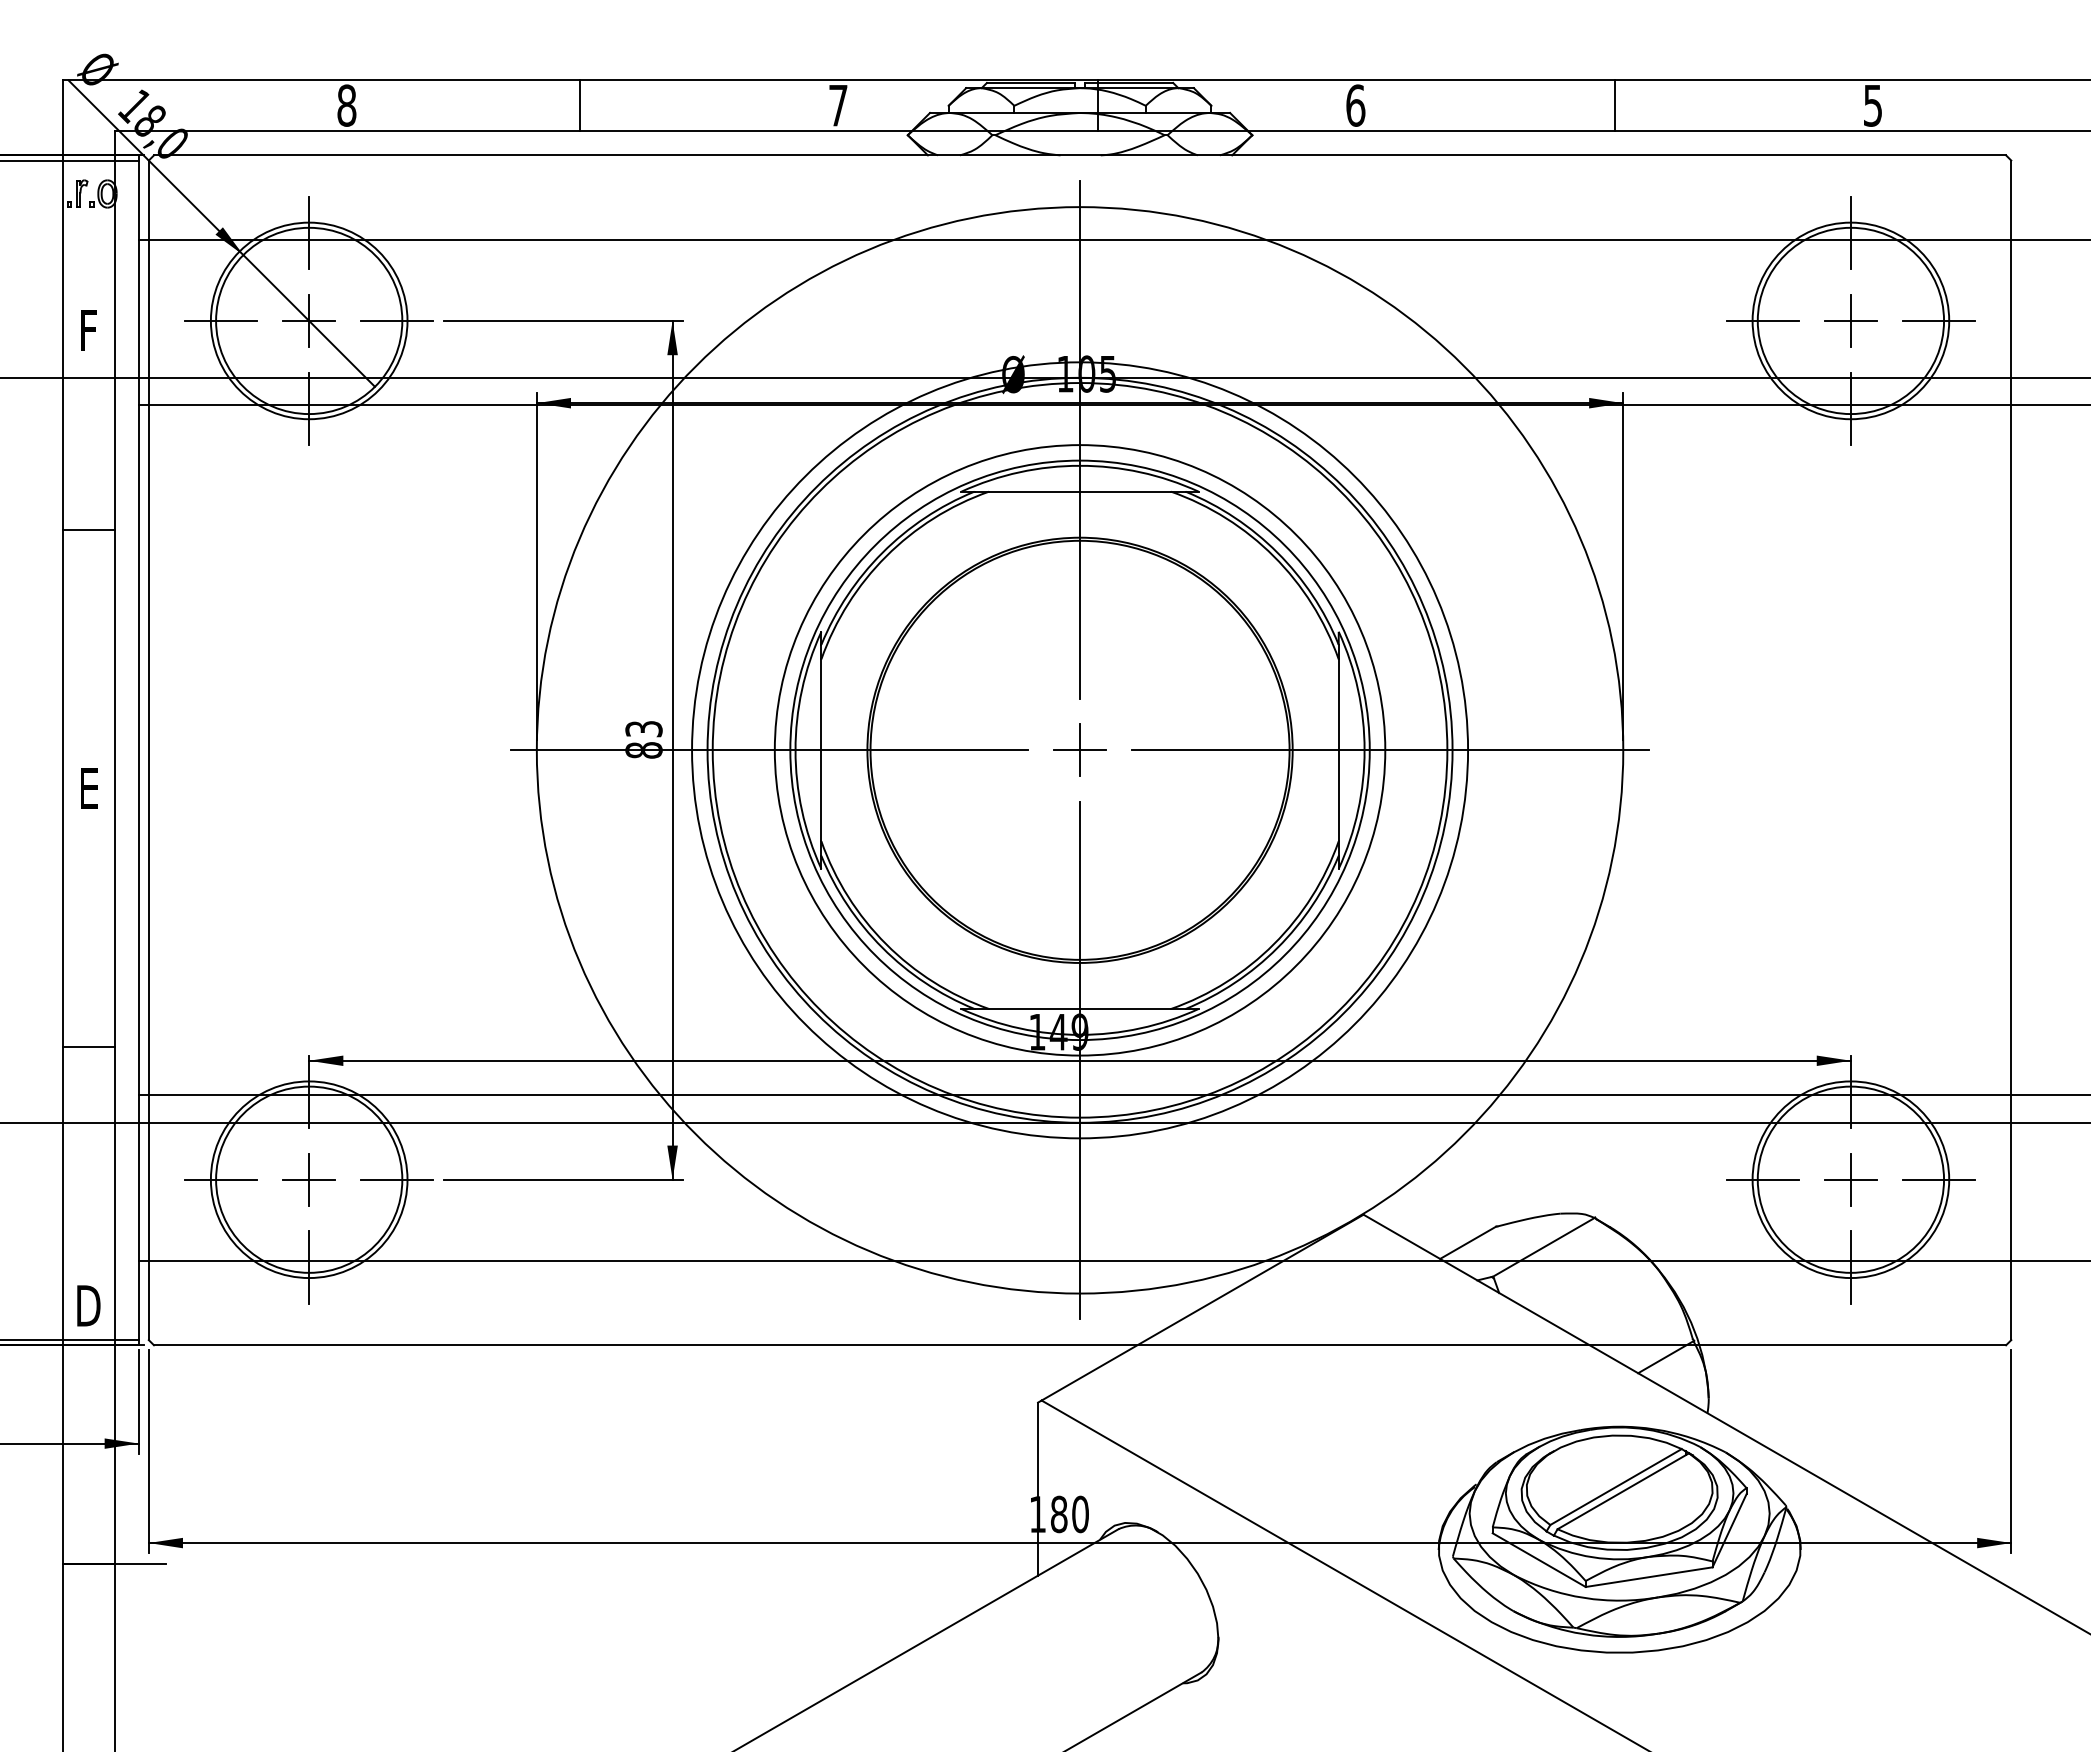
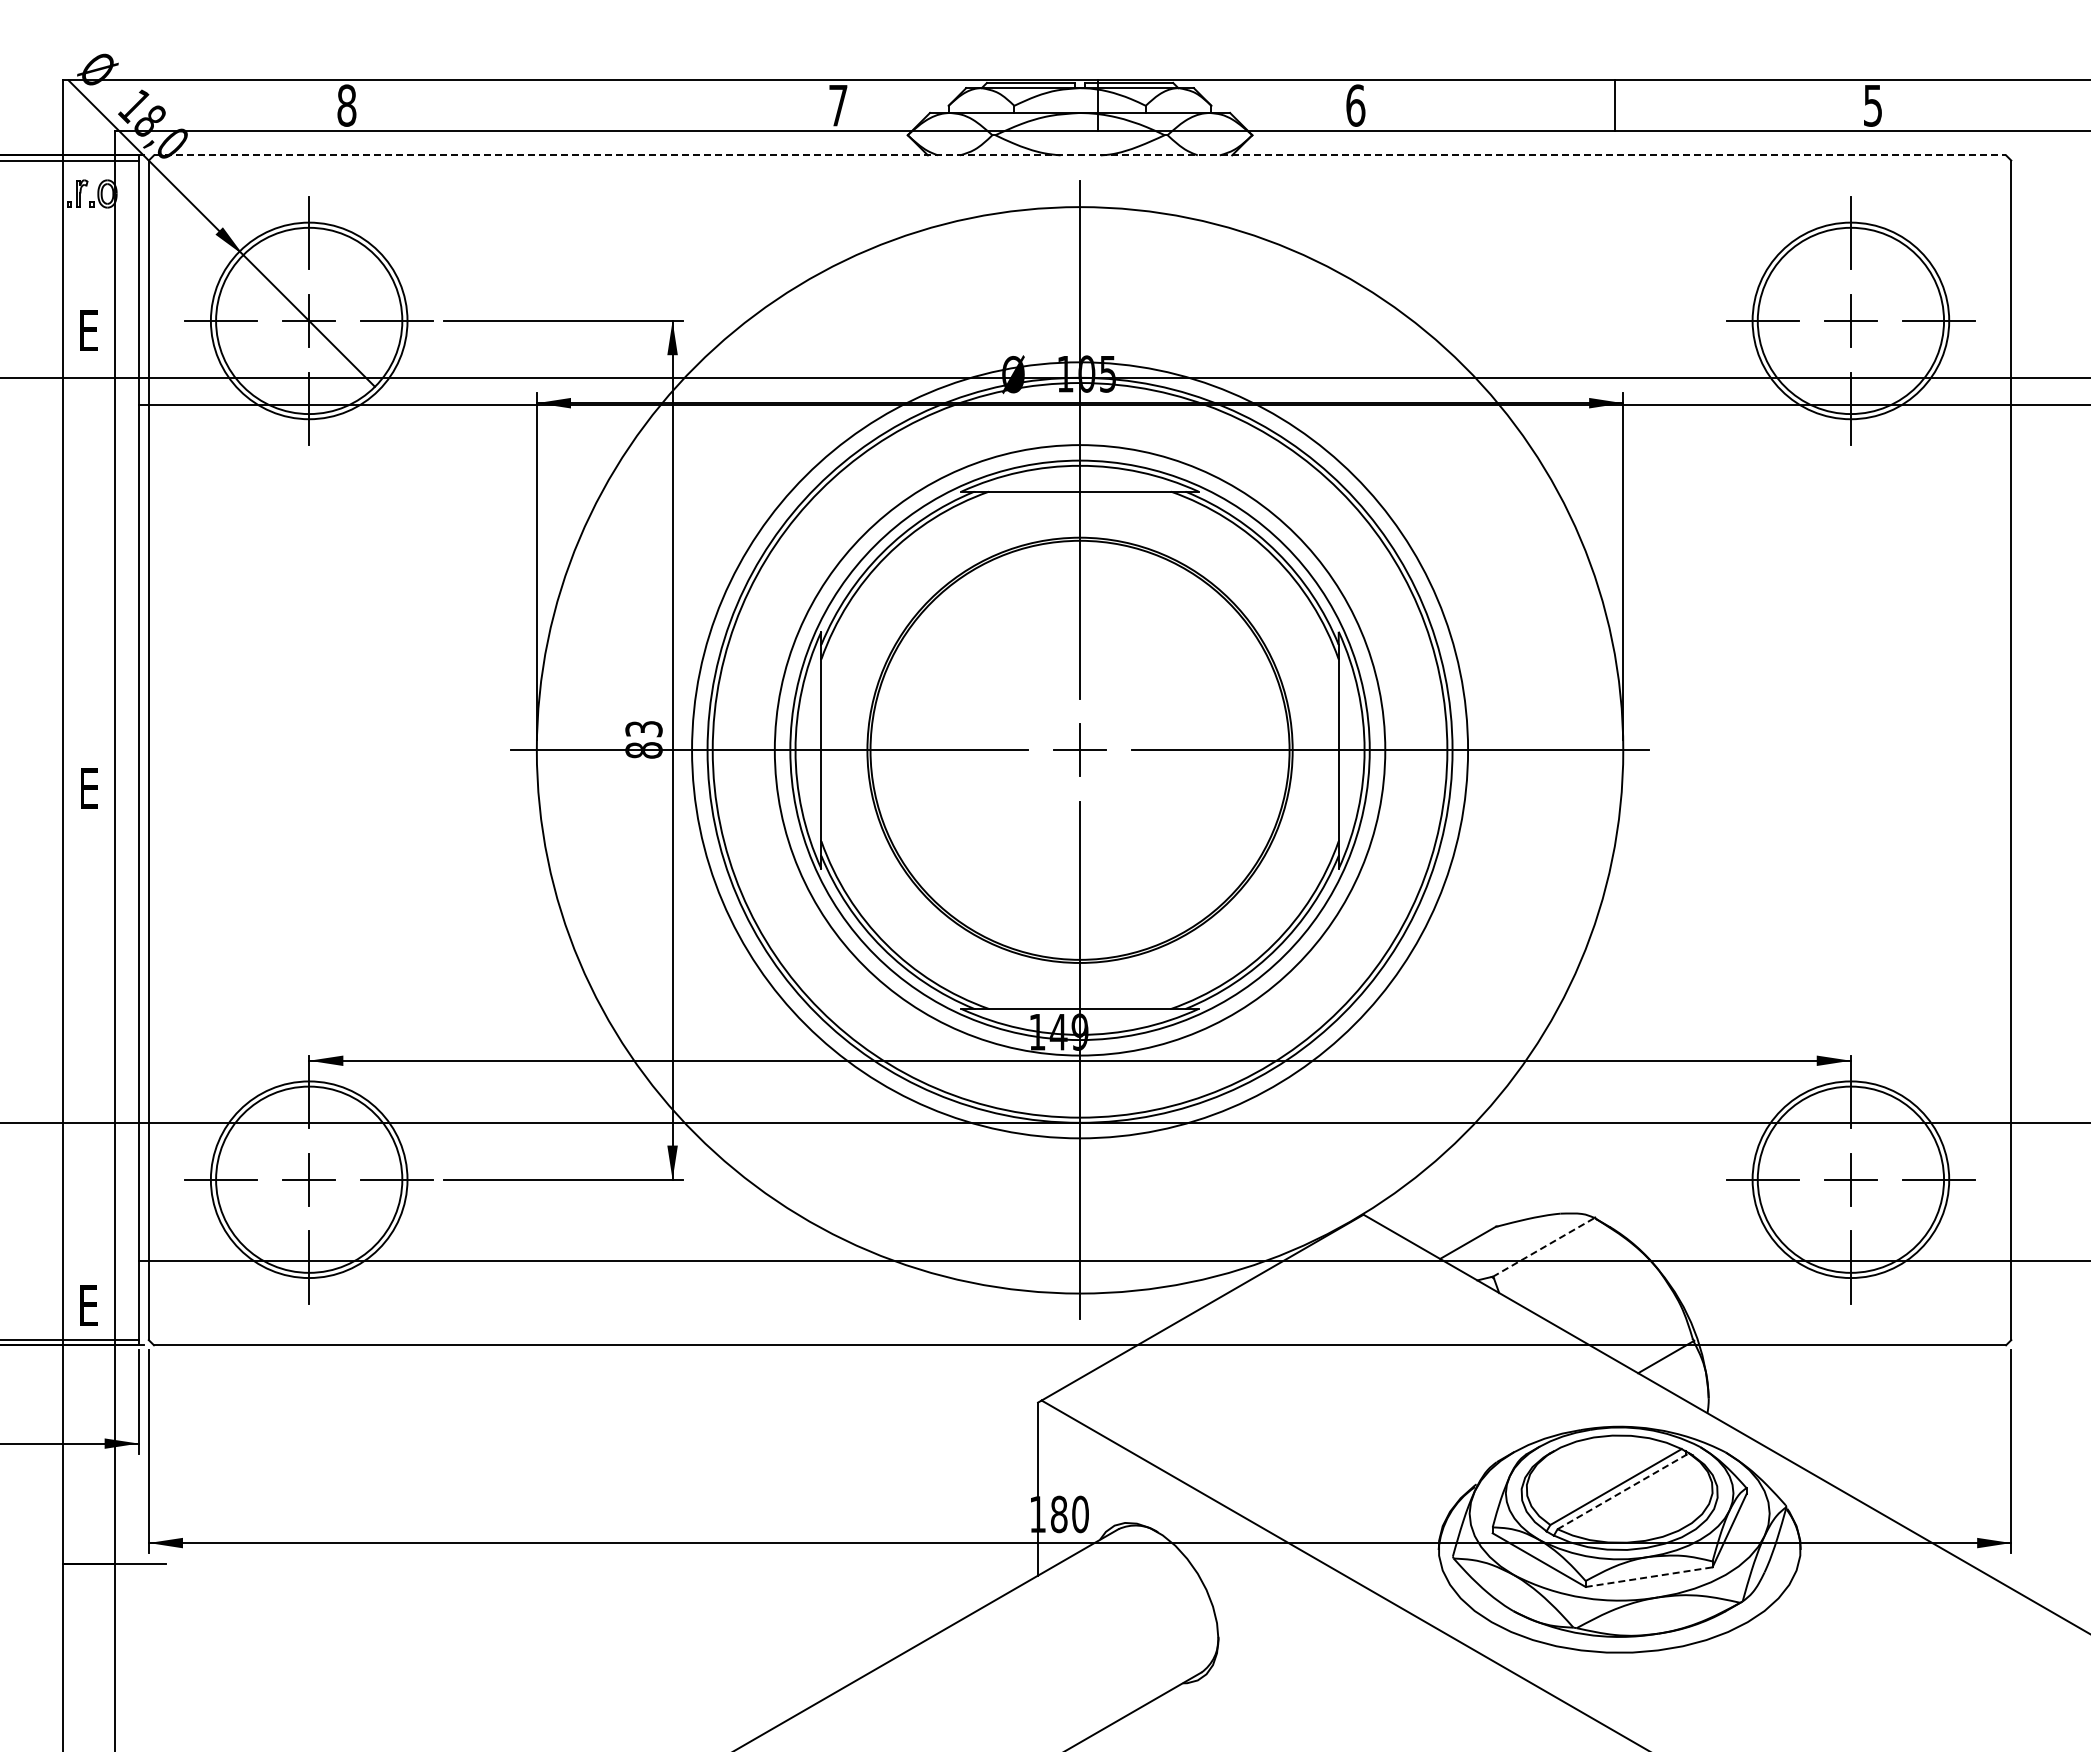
line: present -> none (580, 105)
line: solid -> dashed (1080, 155)
line: present -> none (1112, 239)
text: F -> E (88, 330)
line: present -> none (88, 529)
line: present -> none (88, 1047)
line: present -> none (1112, 1095)
line: solid -> dashed (1544, 1247)
text: D -> E (88, 1305)
line: solid -> dashed (1623, 1491)
line: solid -> dashed (1649, 1577)
